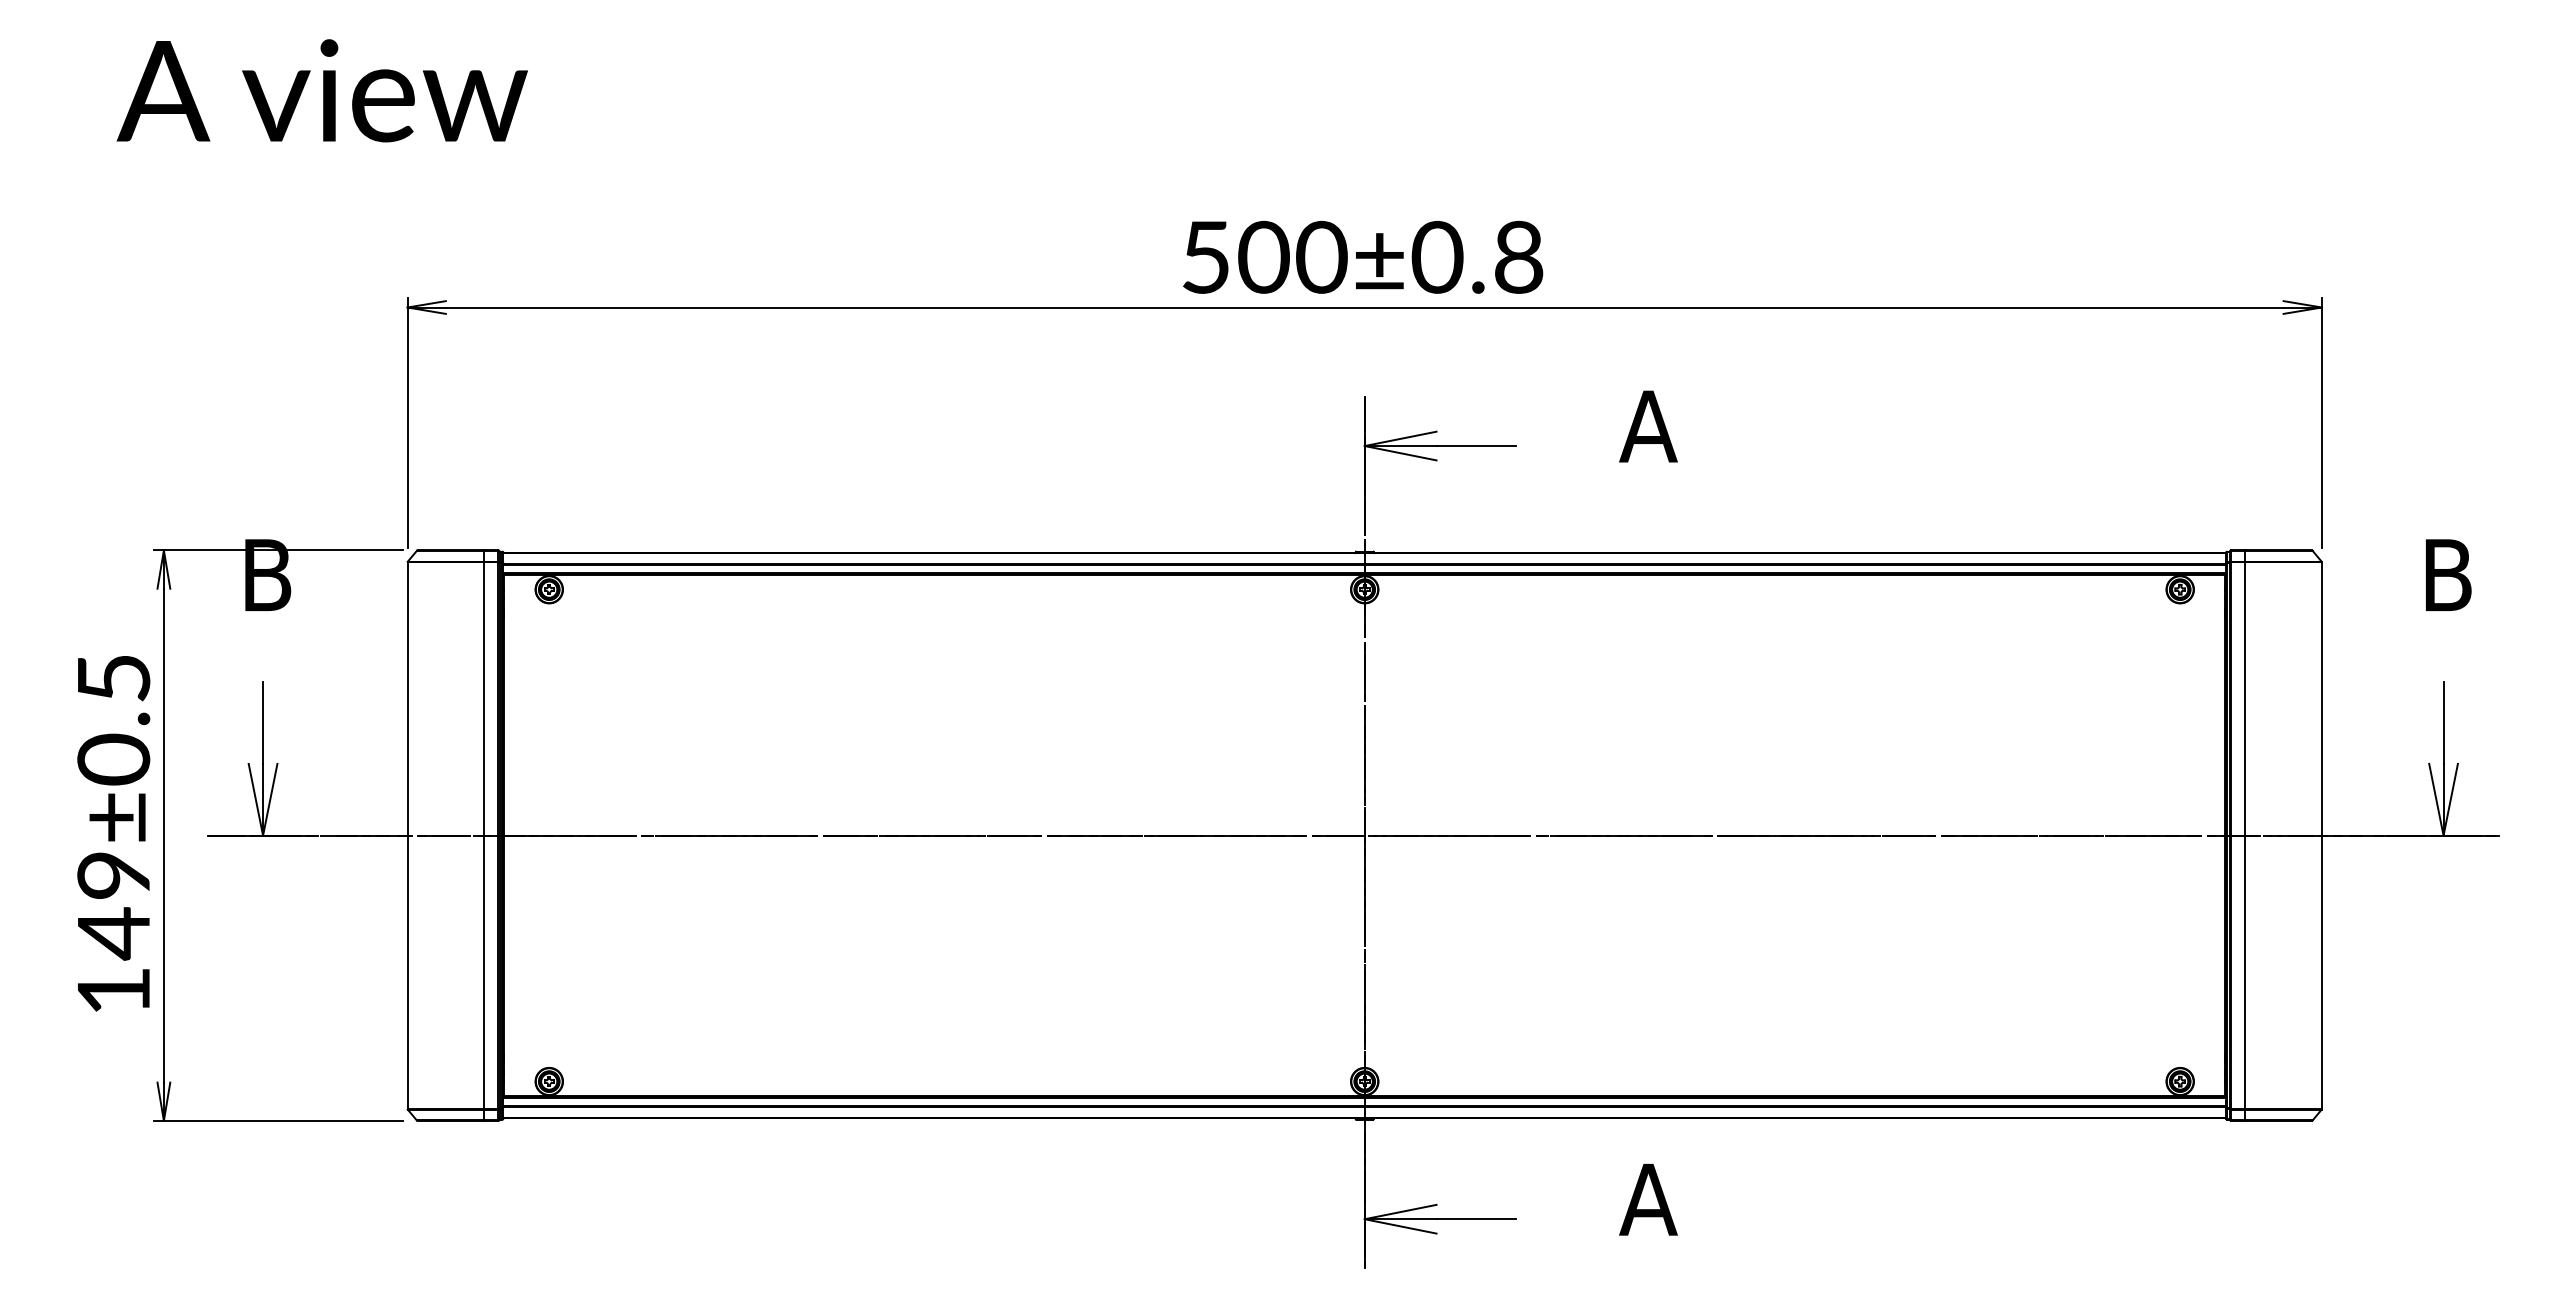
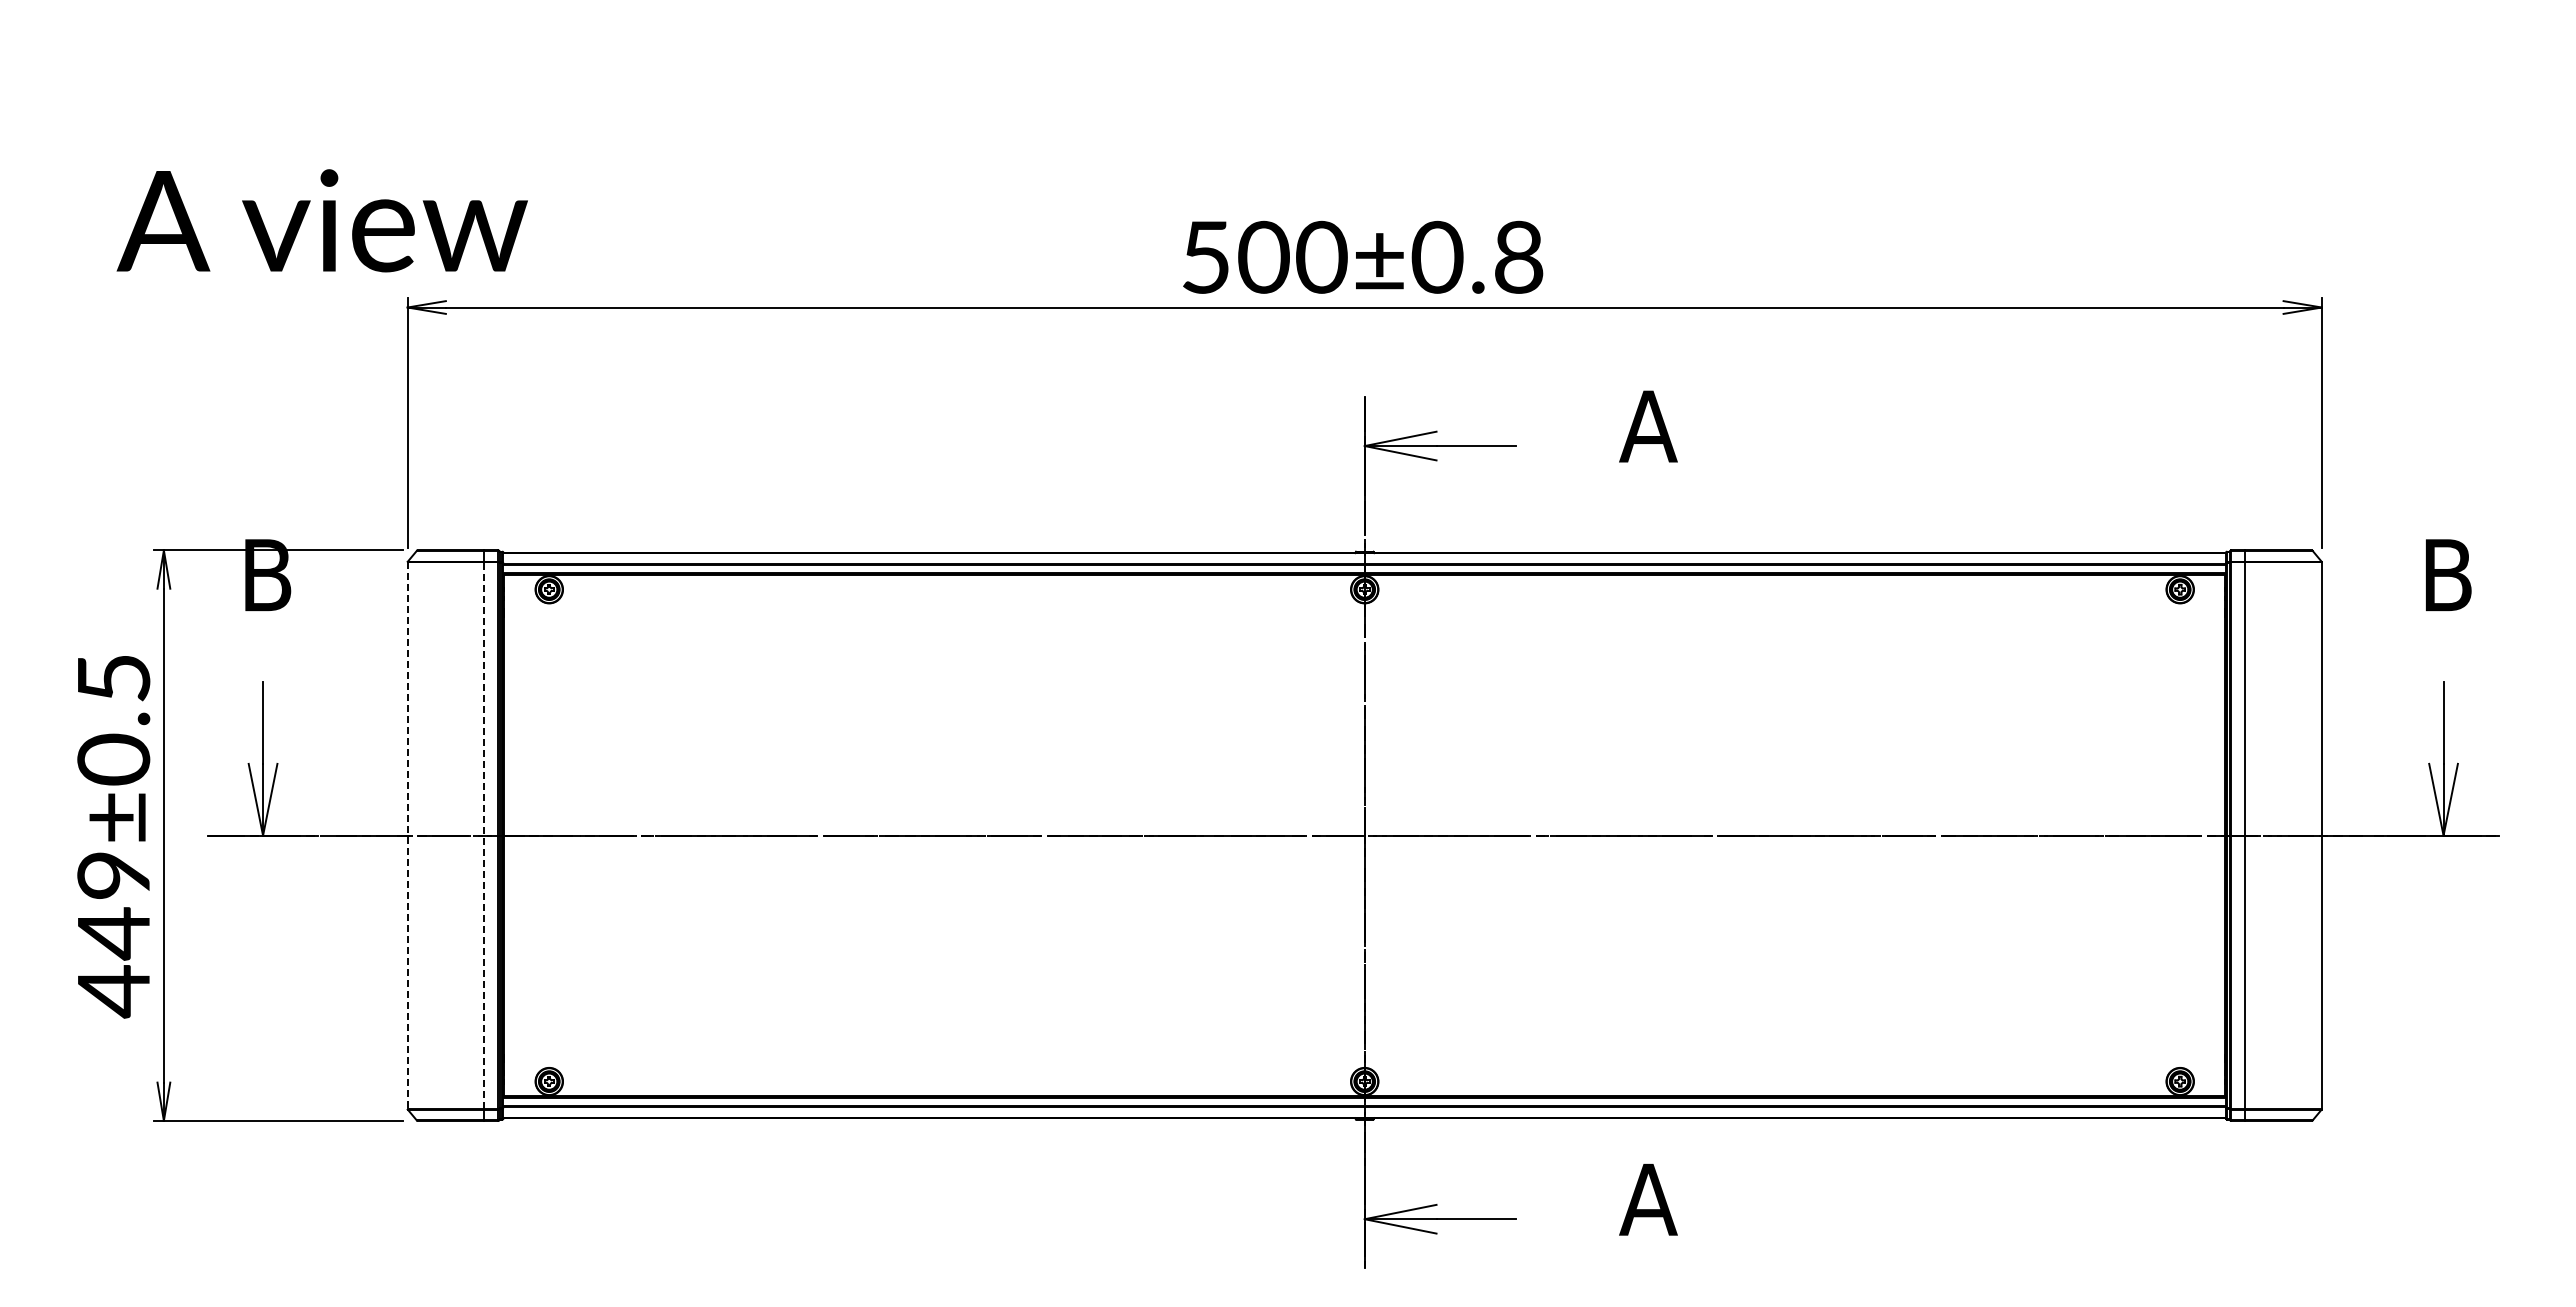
text position: (321, 90) -> (321, 220) (321, 220)
line: solid -> dashed (484, 835)
line: solid -> dashed (407, 836)
text: 149±0.5 -> 449±0.5 (113, 991)
